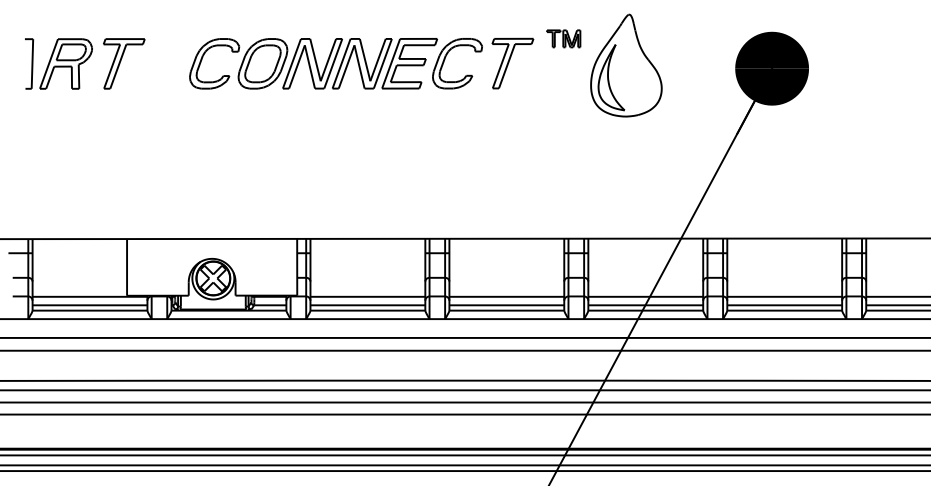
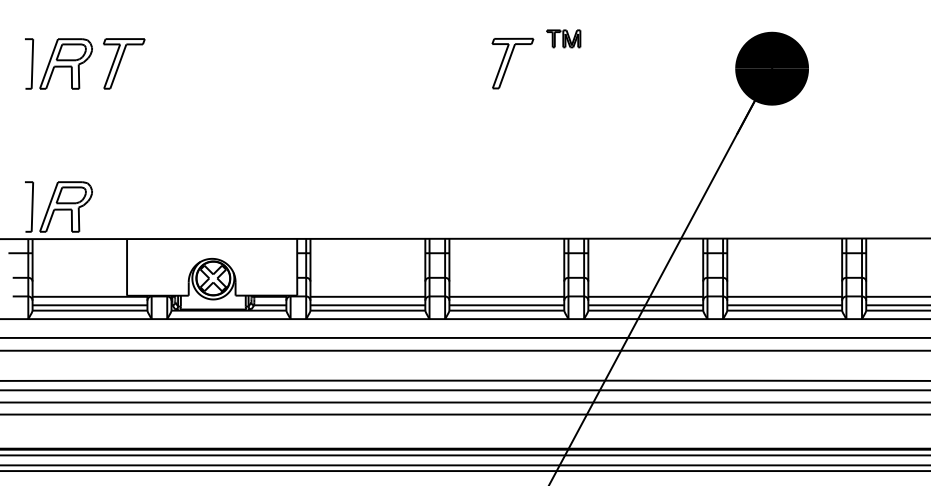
part: present -> none (335, 63)
part: present -> none (626, 65)
part: none -> present (58, 206)
